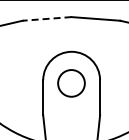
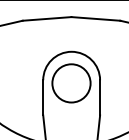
line: dashed -> solid (46, 18)
circle diameter: 27 px -> 38 px (71, 83)
